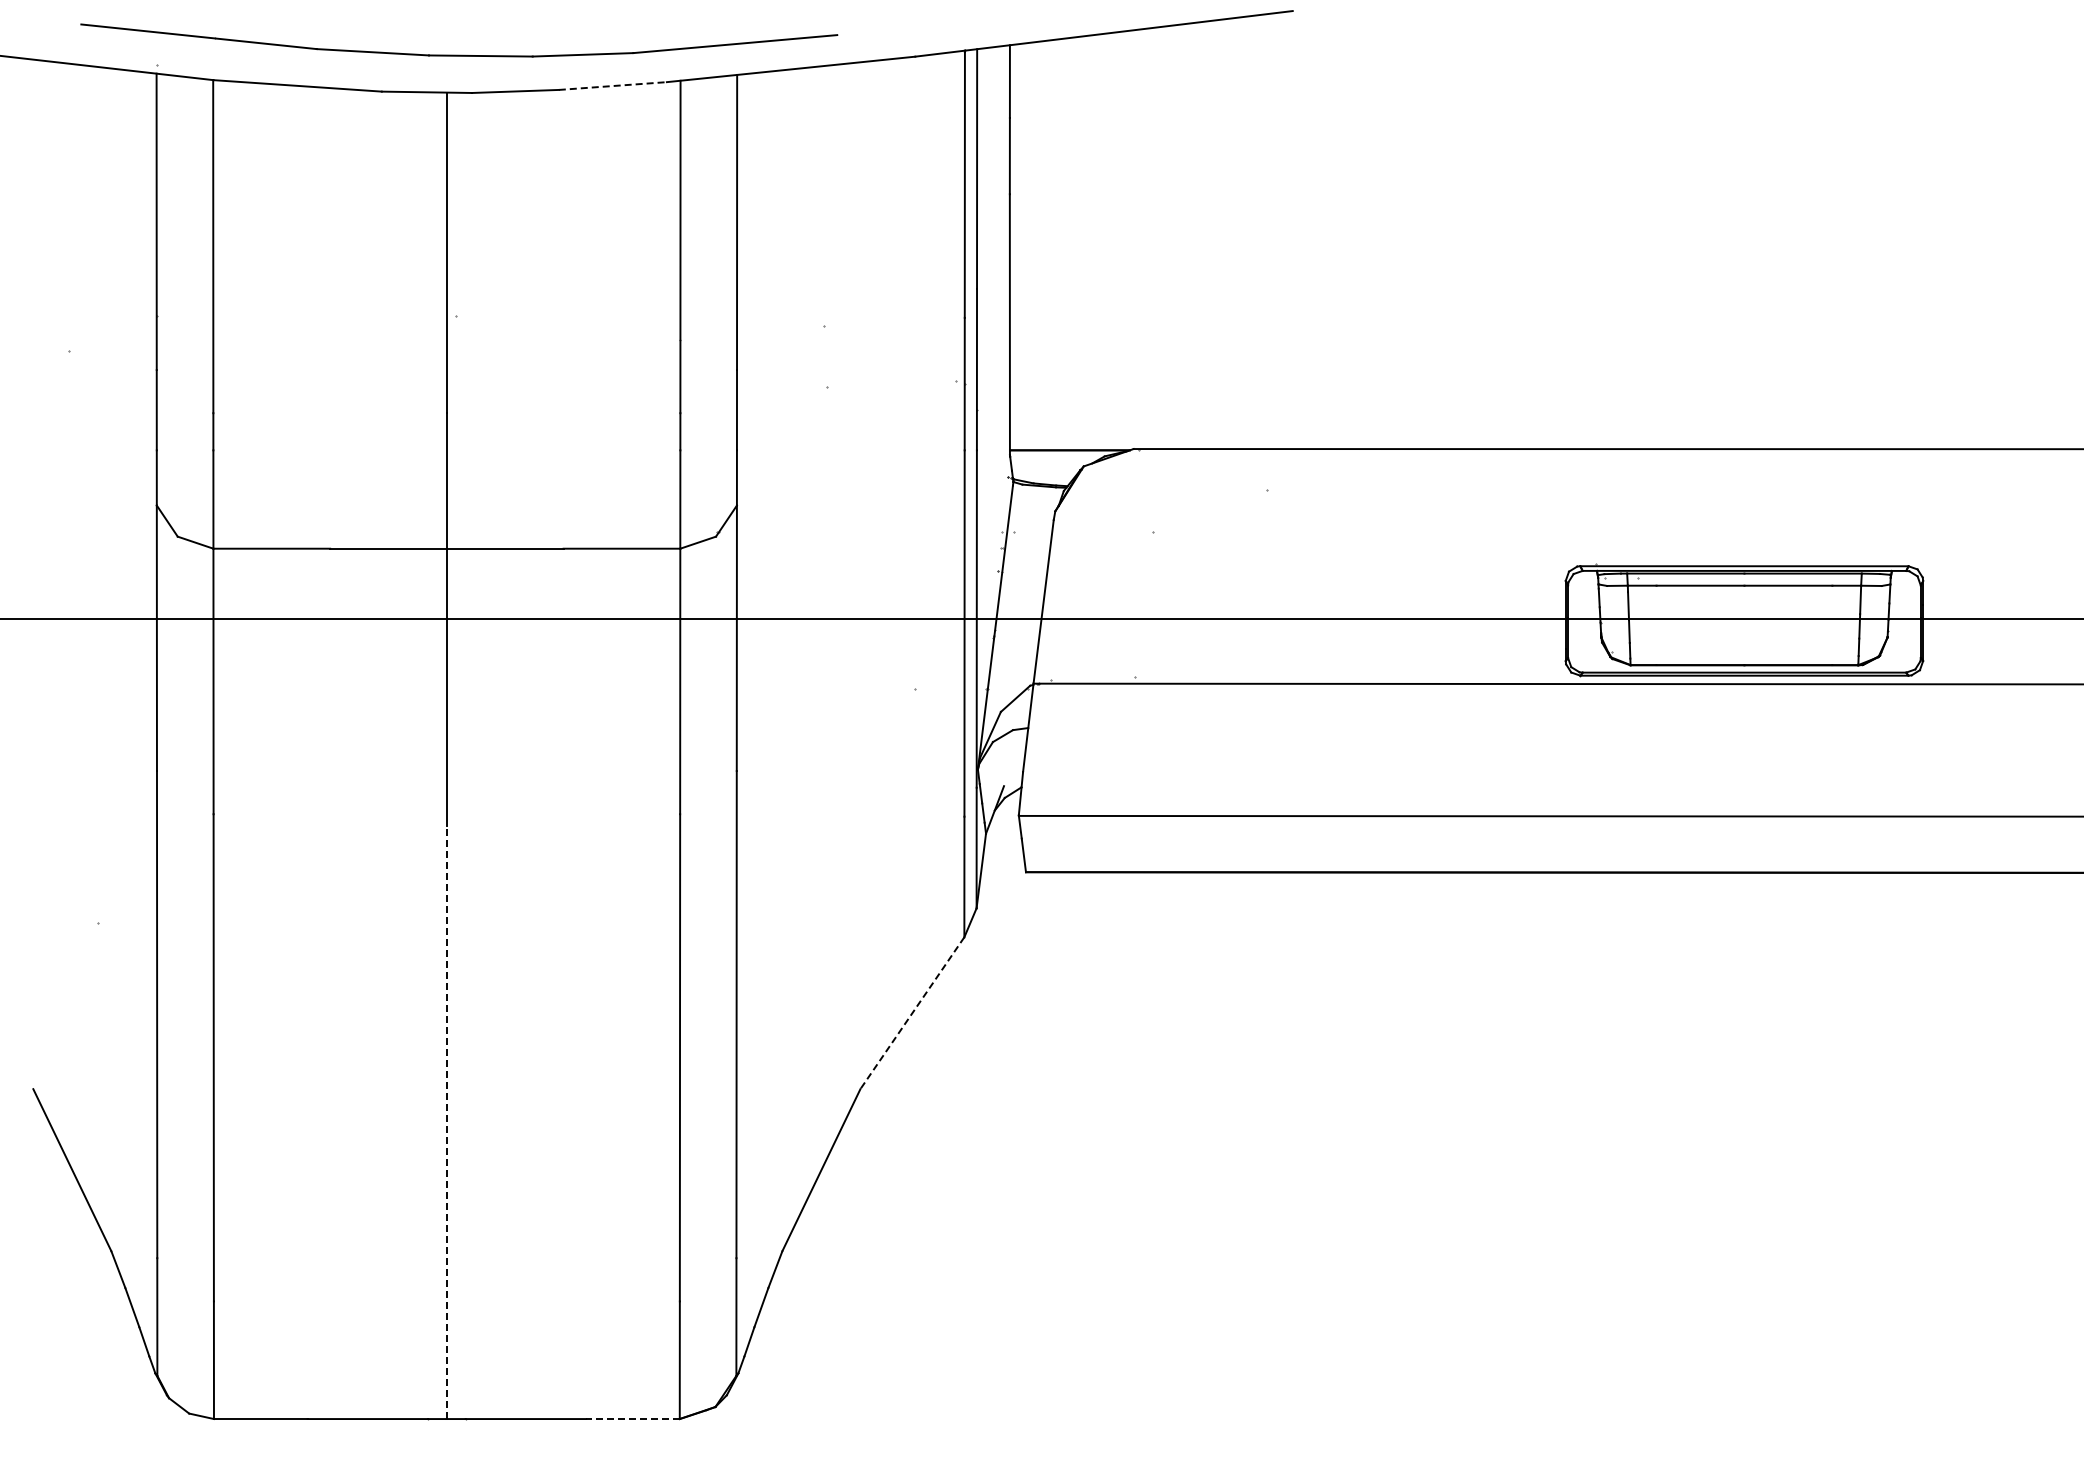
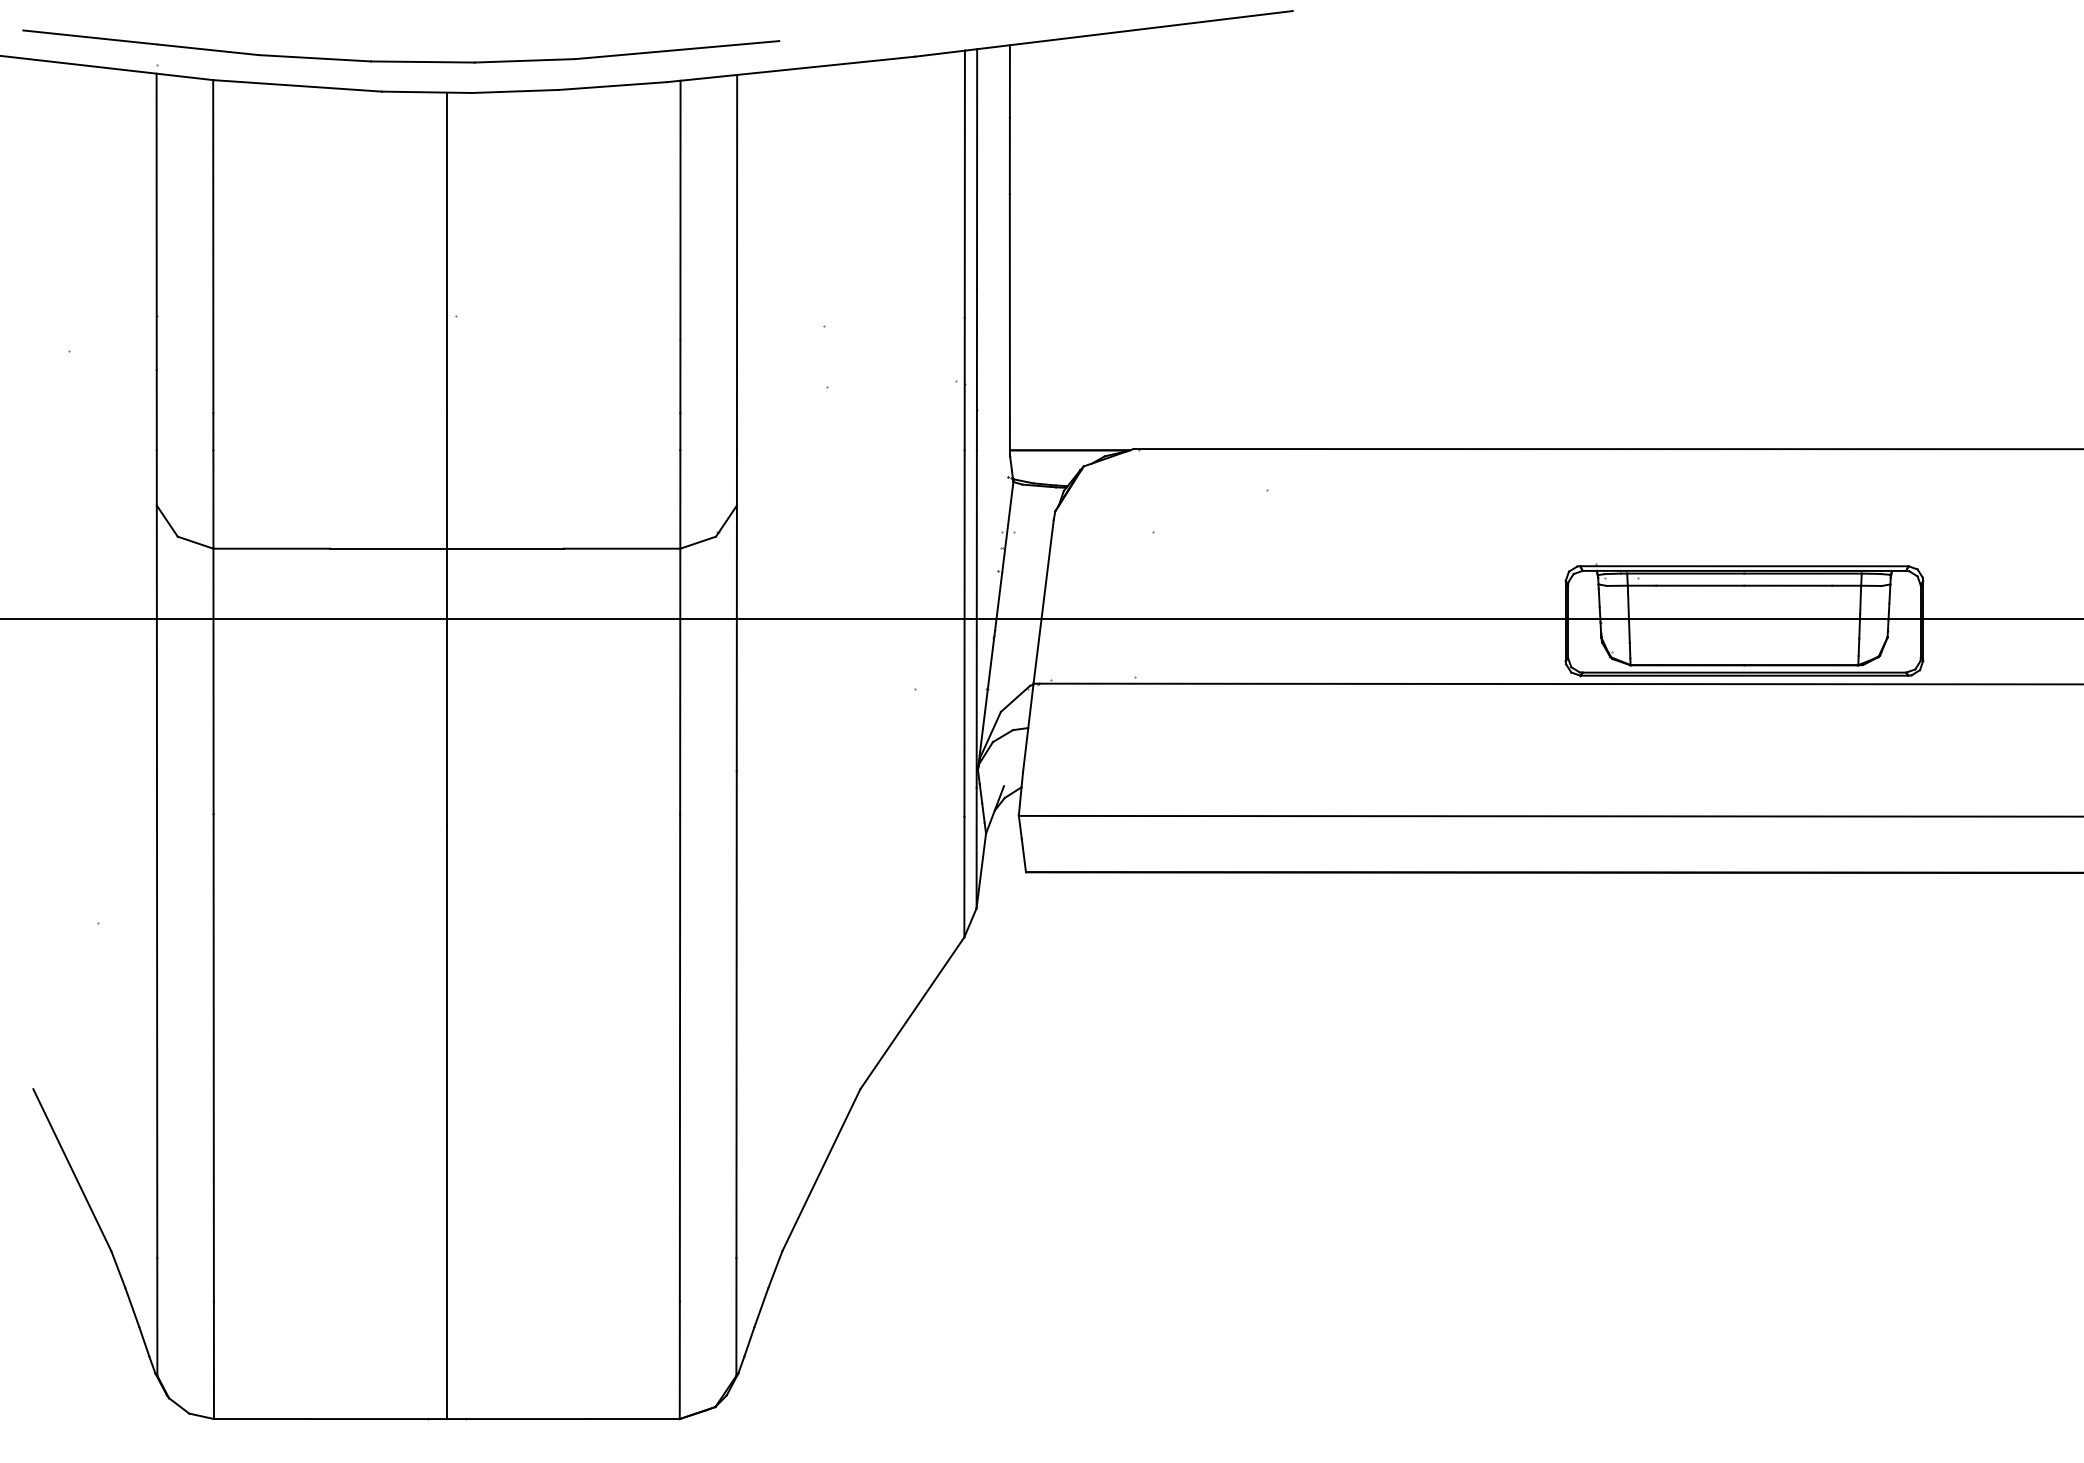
part position: (459, 54) -> (401, 60) (401, 60)
line: dashed -> solid (613, 86)
line: dashed -> solid (912, 1013)
line: dashed -> solid (446, 1122)
line: dashed -> solid (632, 1419)
